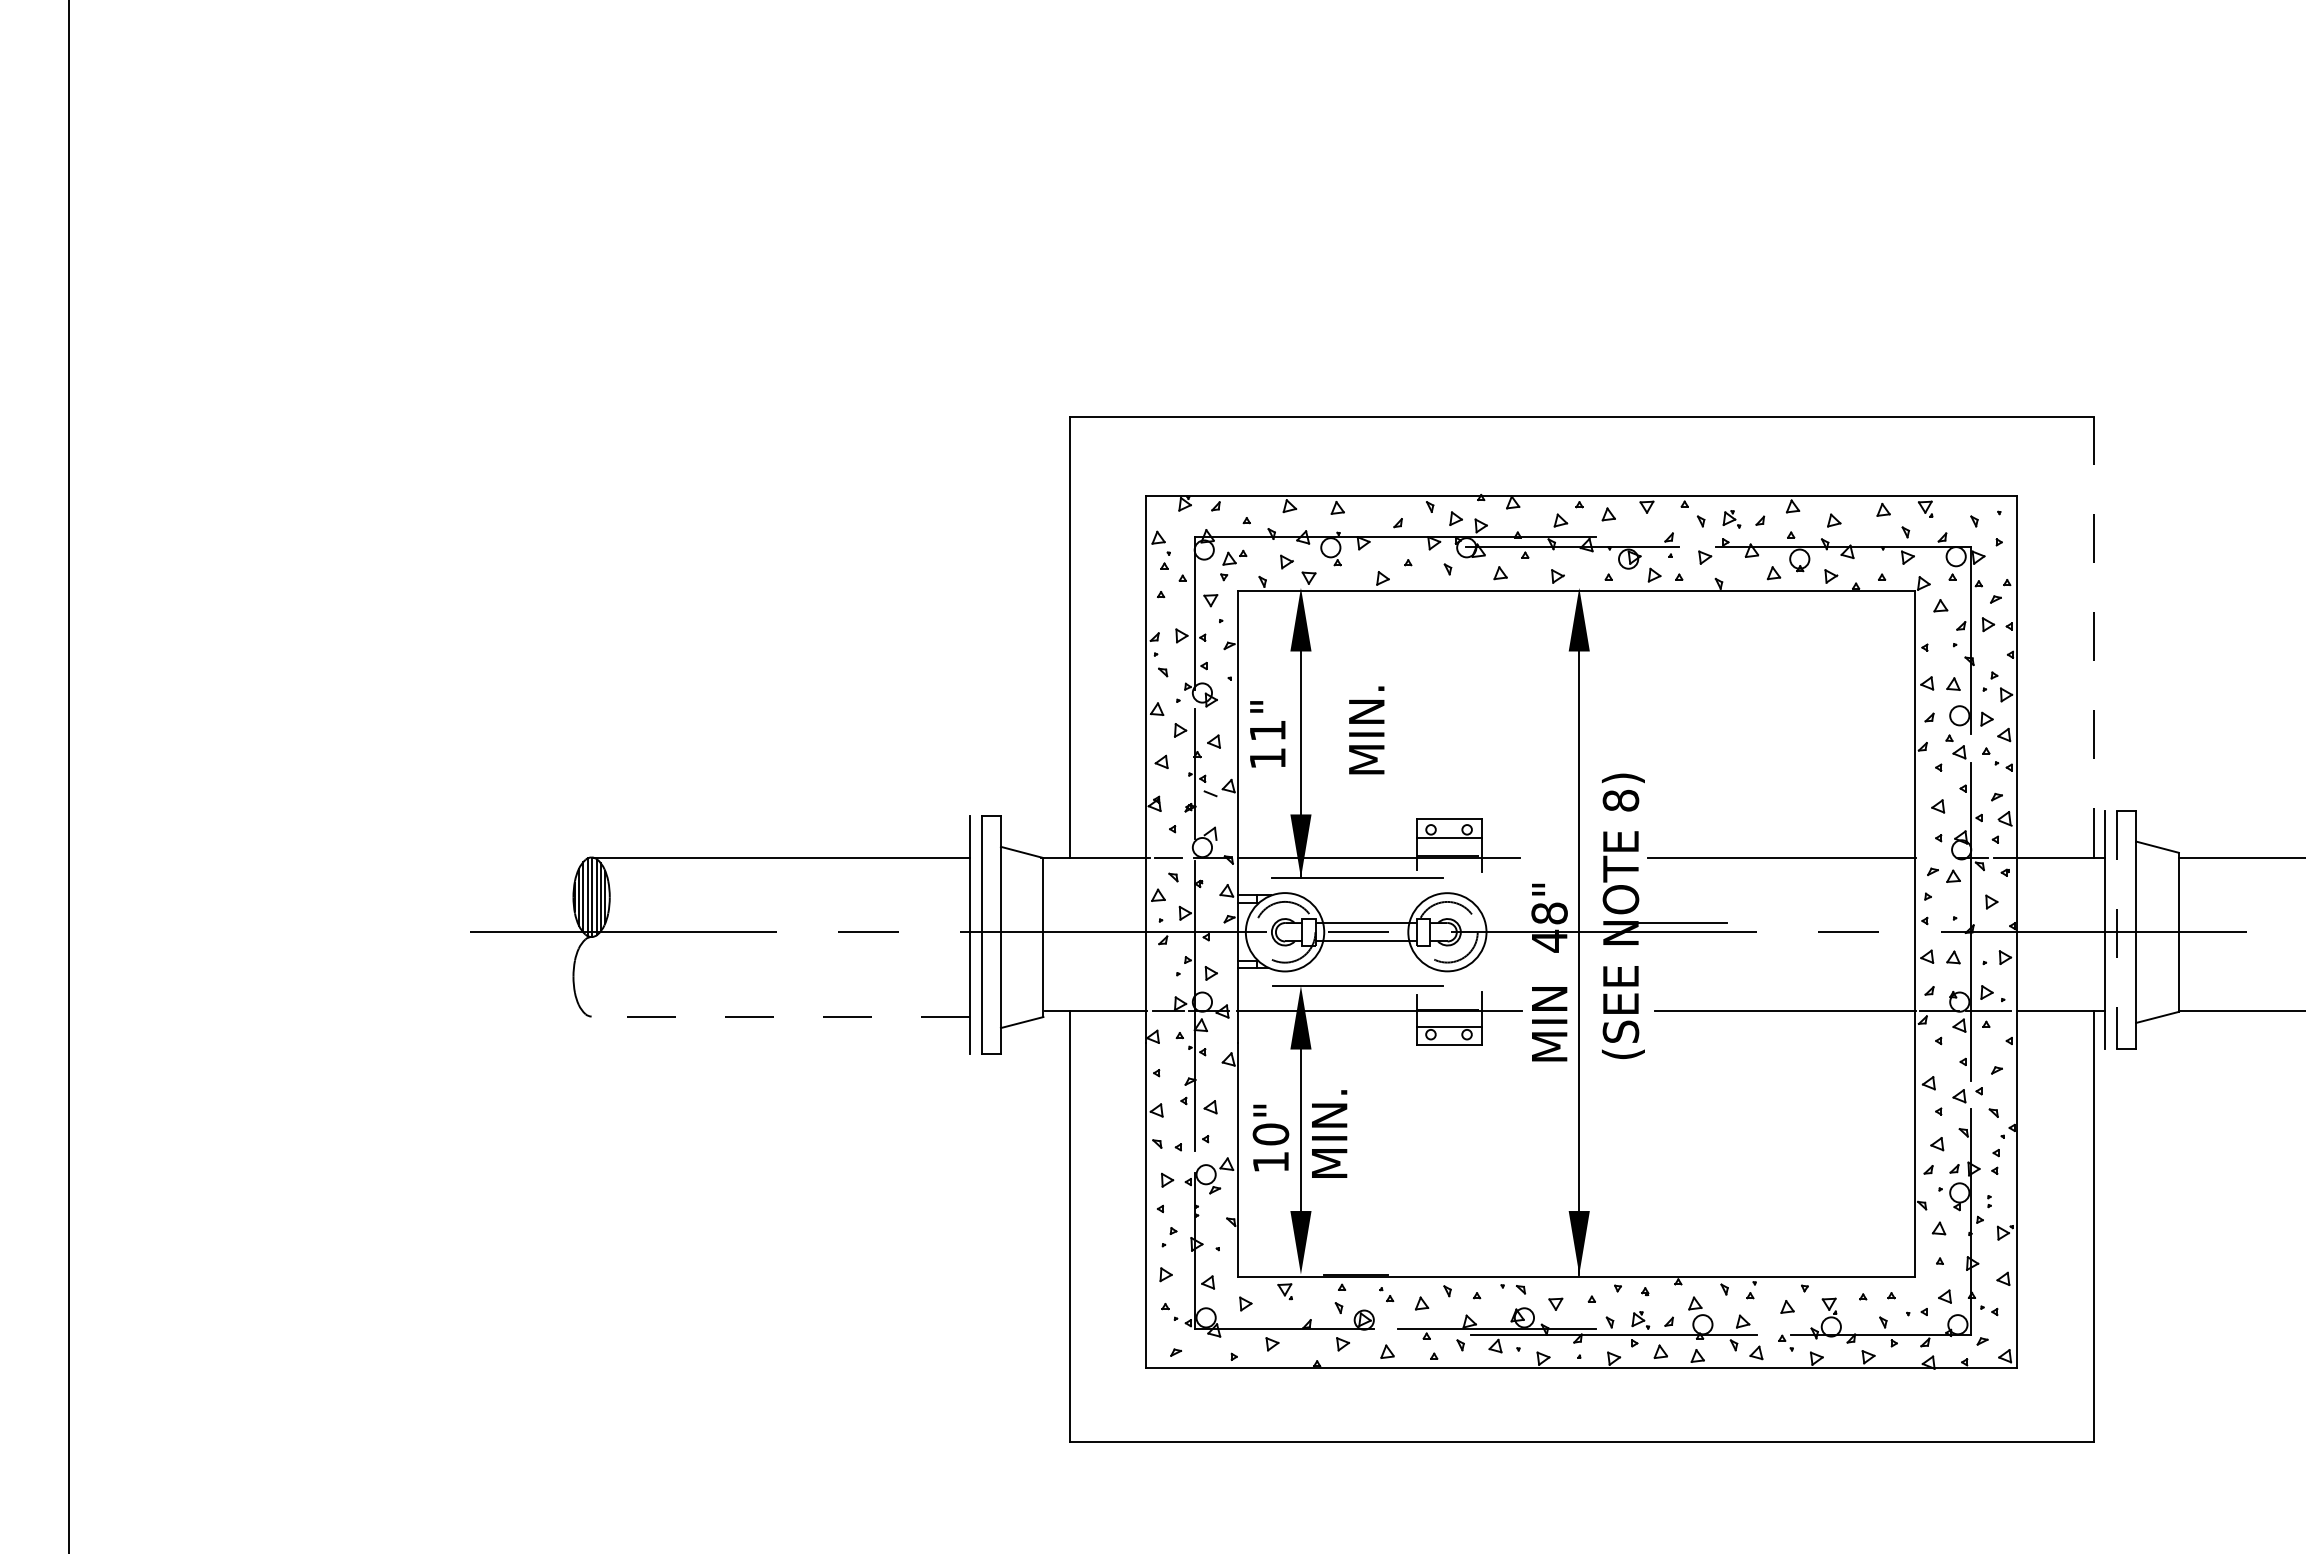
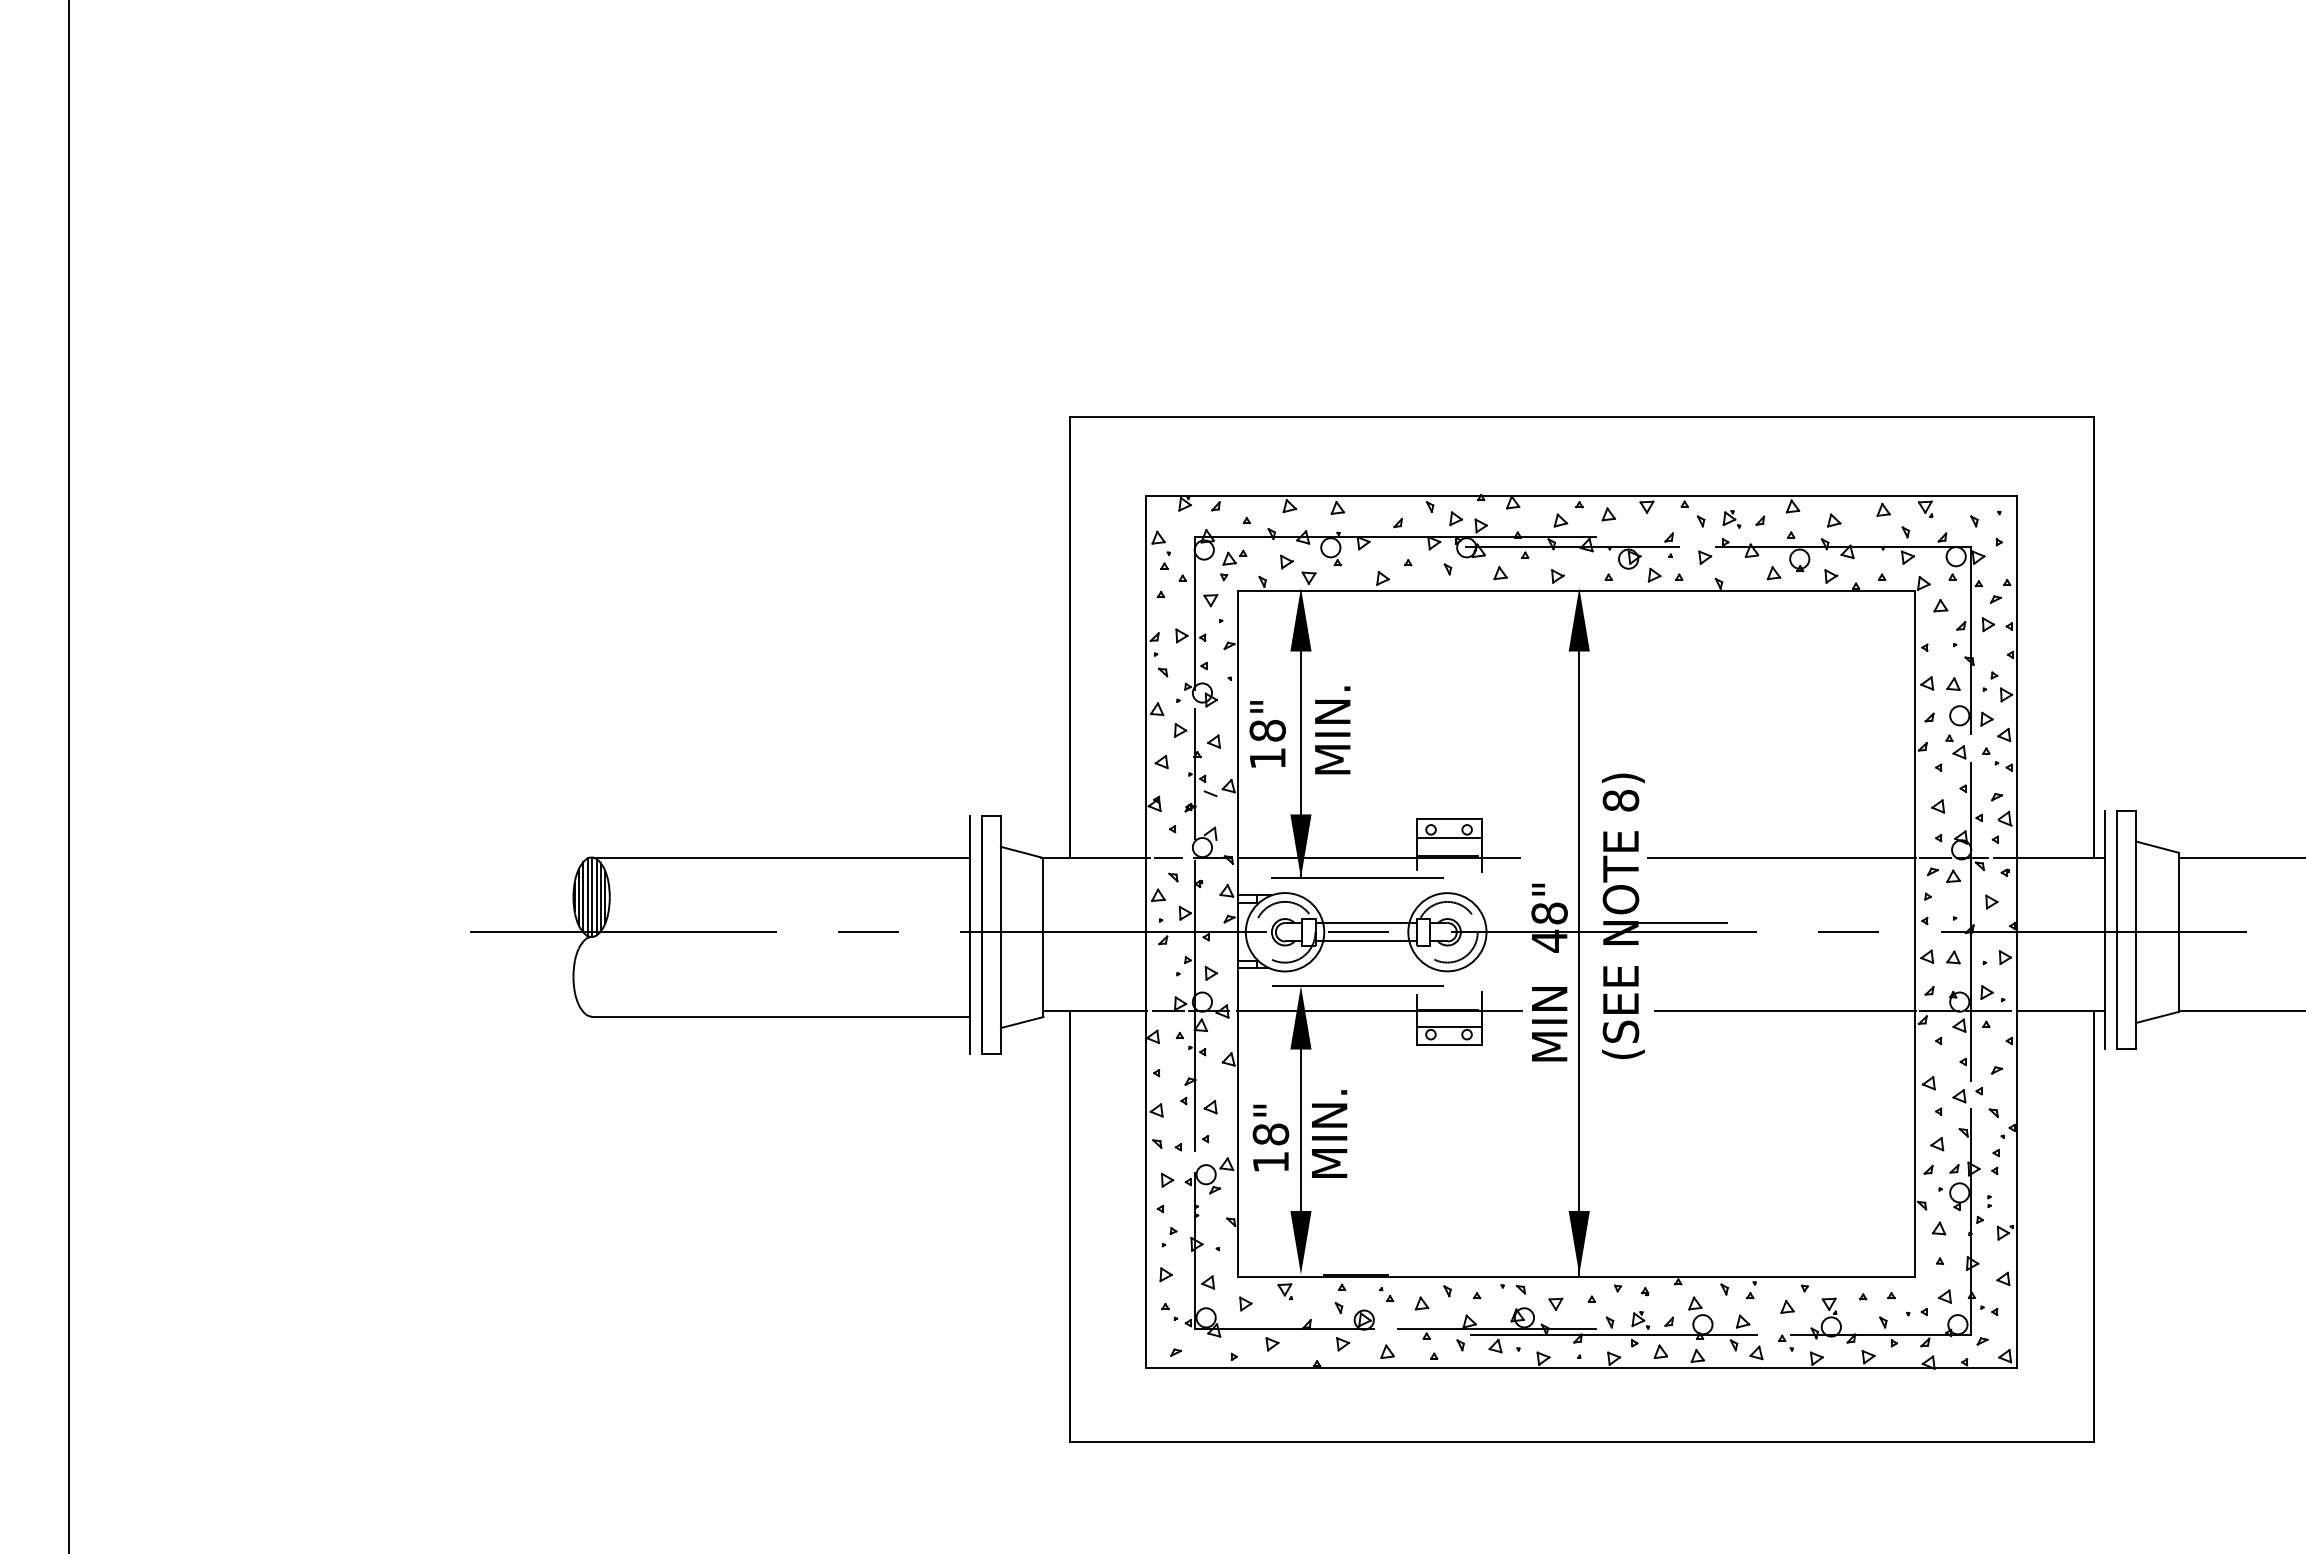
line: dashed -> solid (2094, 636)
text: 11" -> 18" (1267, 730)
text position: (1366, 730) -> (1332, 730) (1332, 730)
line: none -> present (1934, 857)
line: dashed -> solid (2117, 929)
line: dashed -> solid (780, 1016)
text: 10" -> 18" (1270, 1134)
